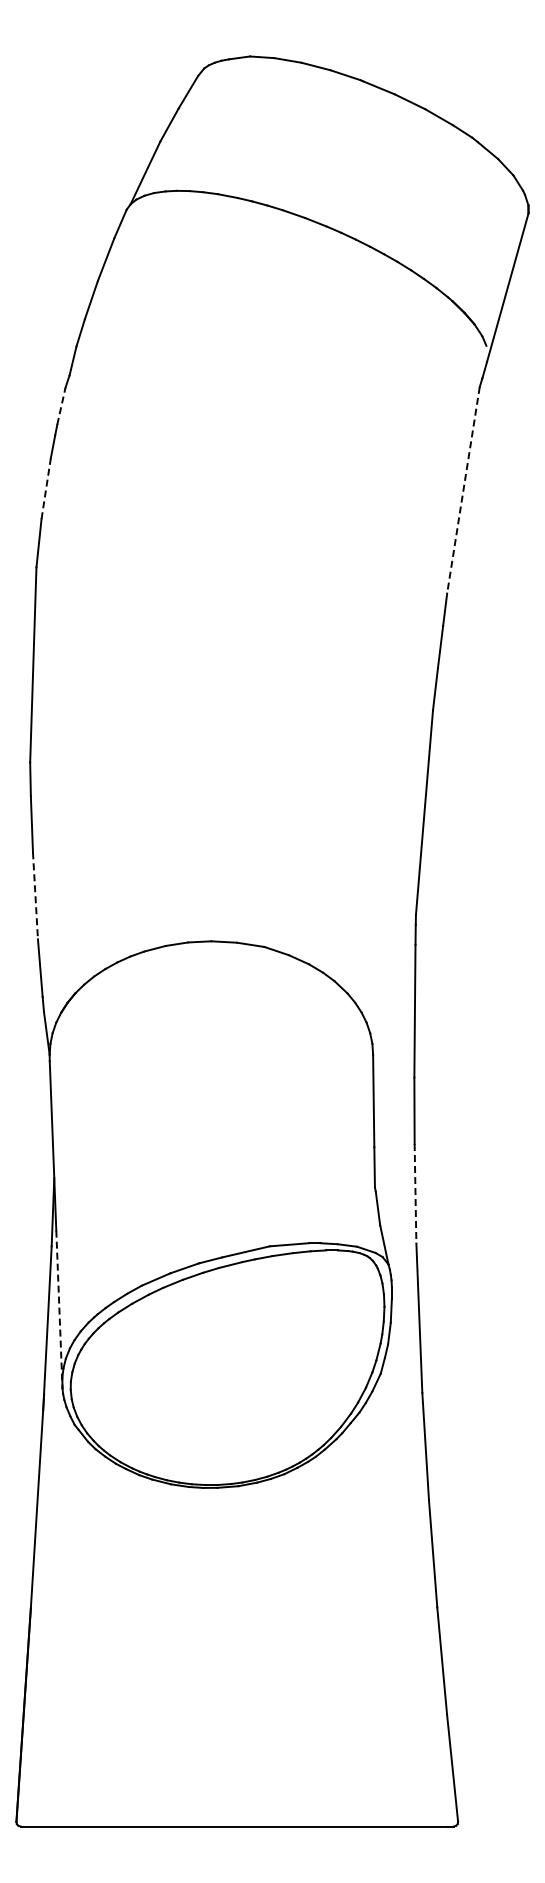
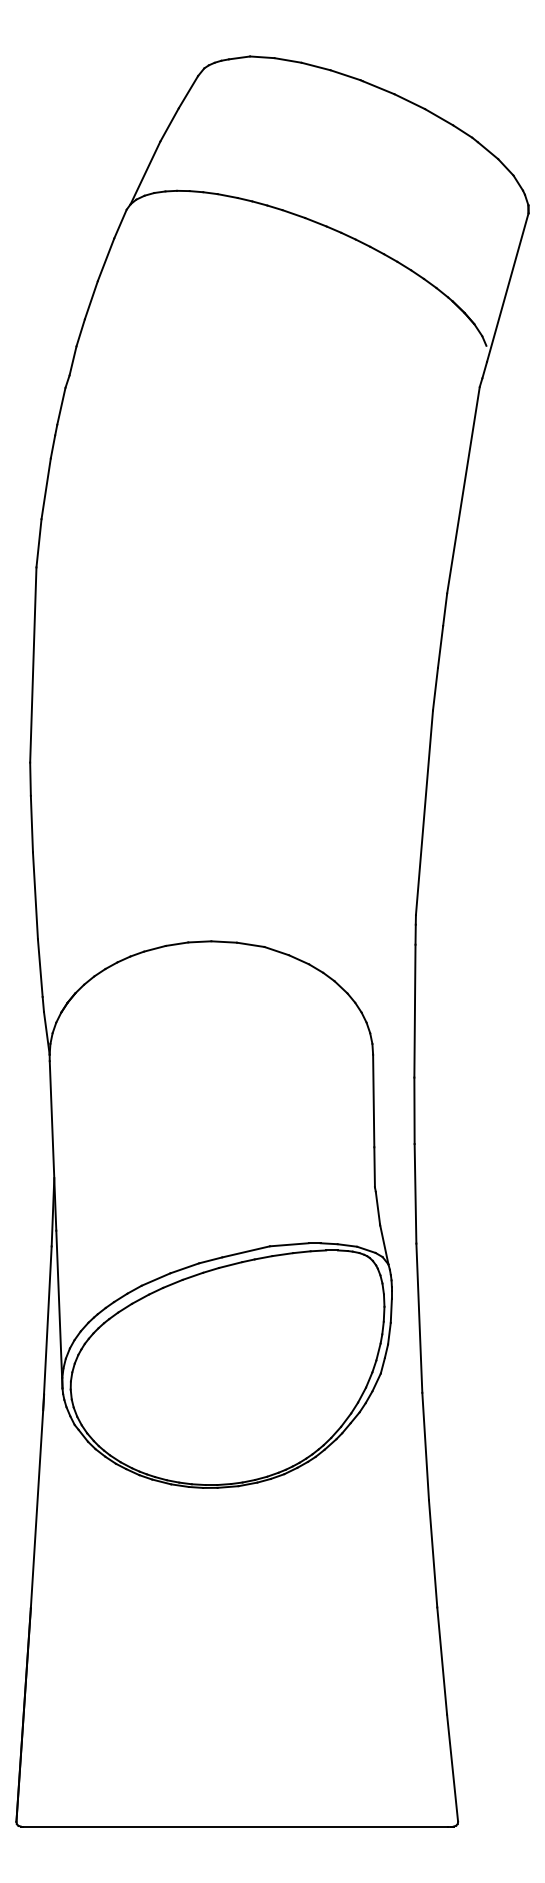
line: dashed -> solid (61, 406)
line: dashed -> solid (46, 488)
line: dashed -> solid (463, 490)
line: dashed -> solid (35, 895)
line: dashed -> solid (415, 1193)
line: dashed -> solid (59, 1309)
